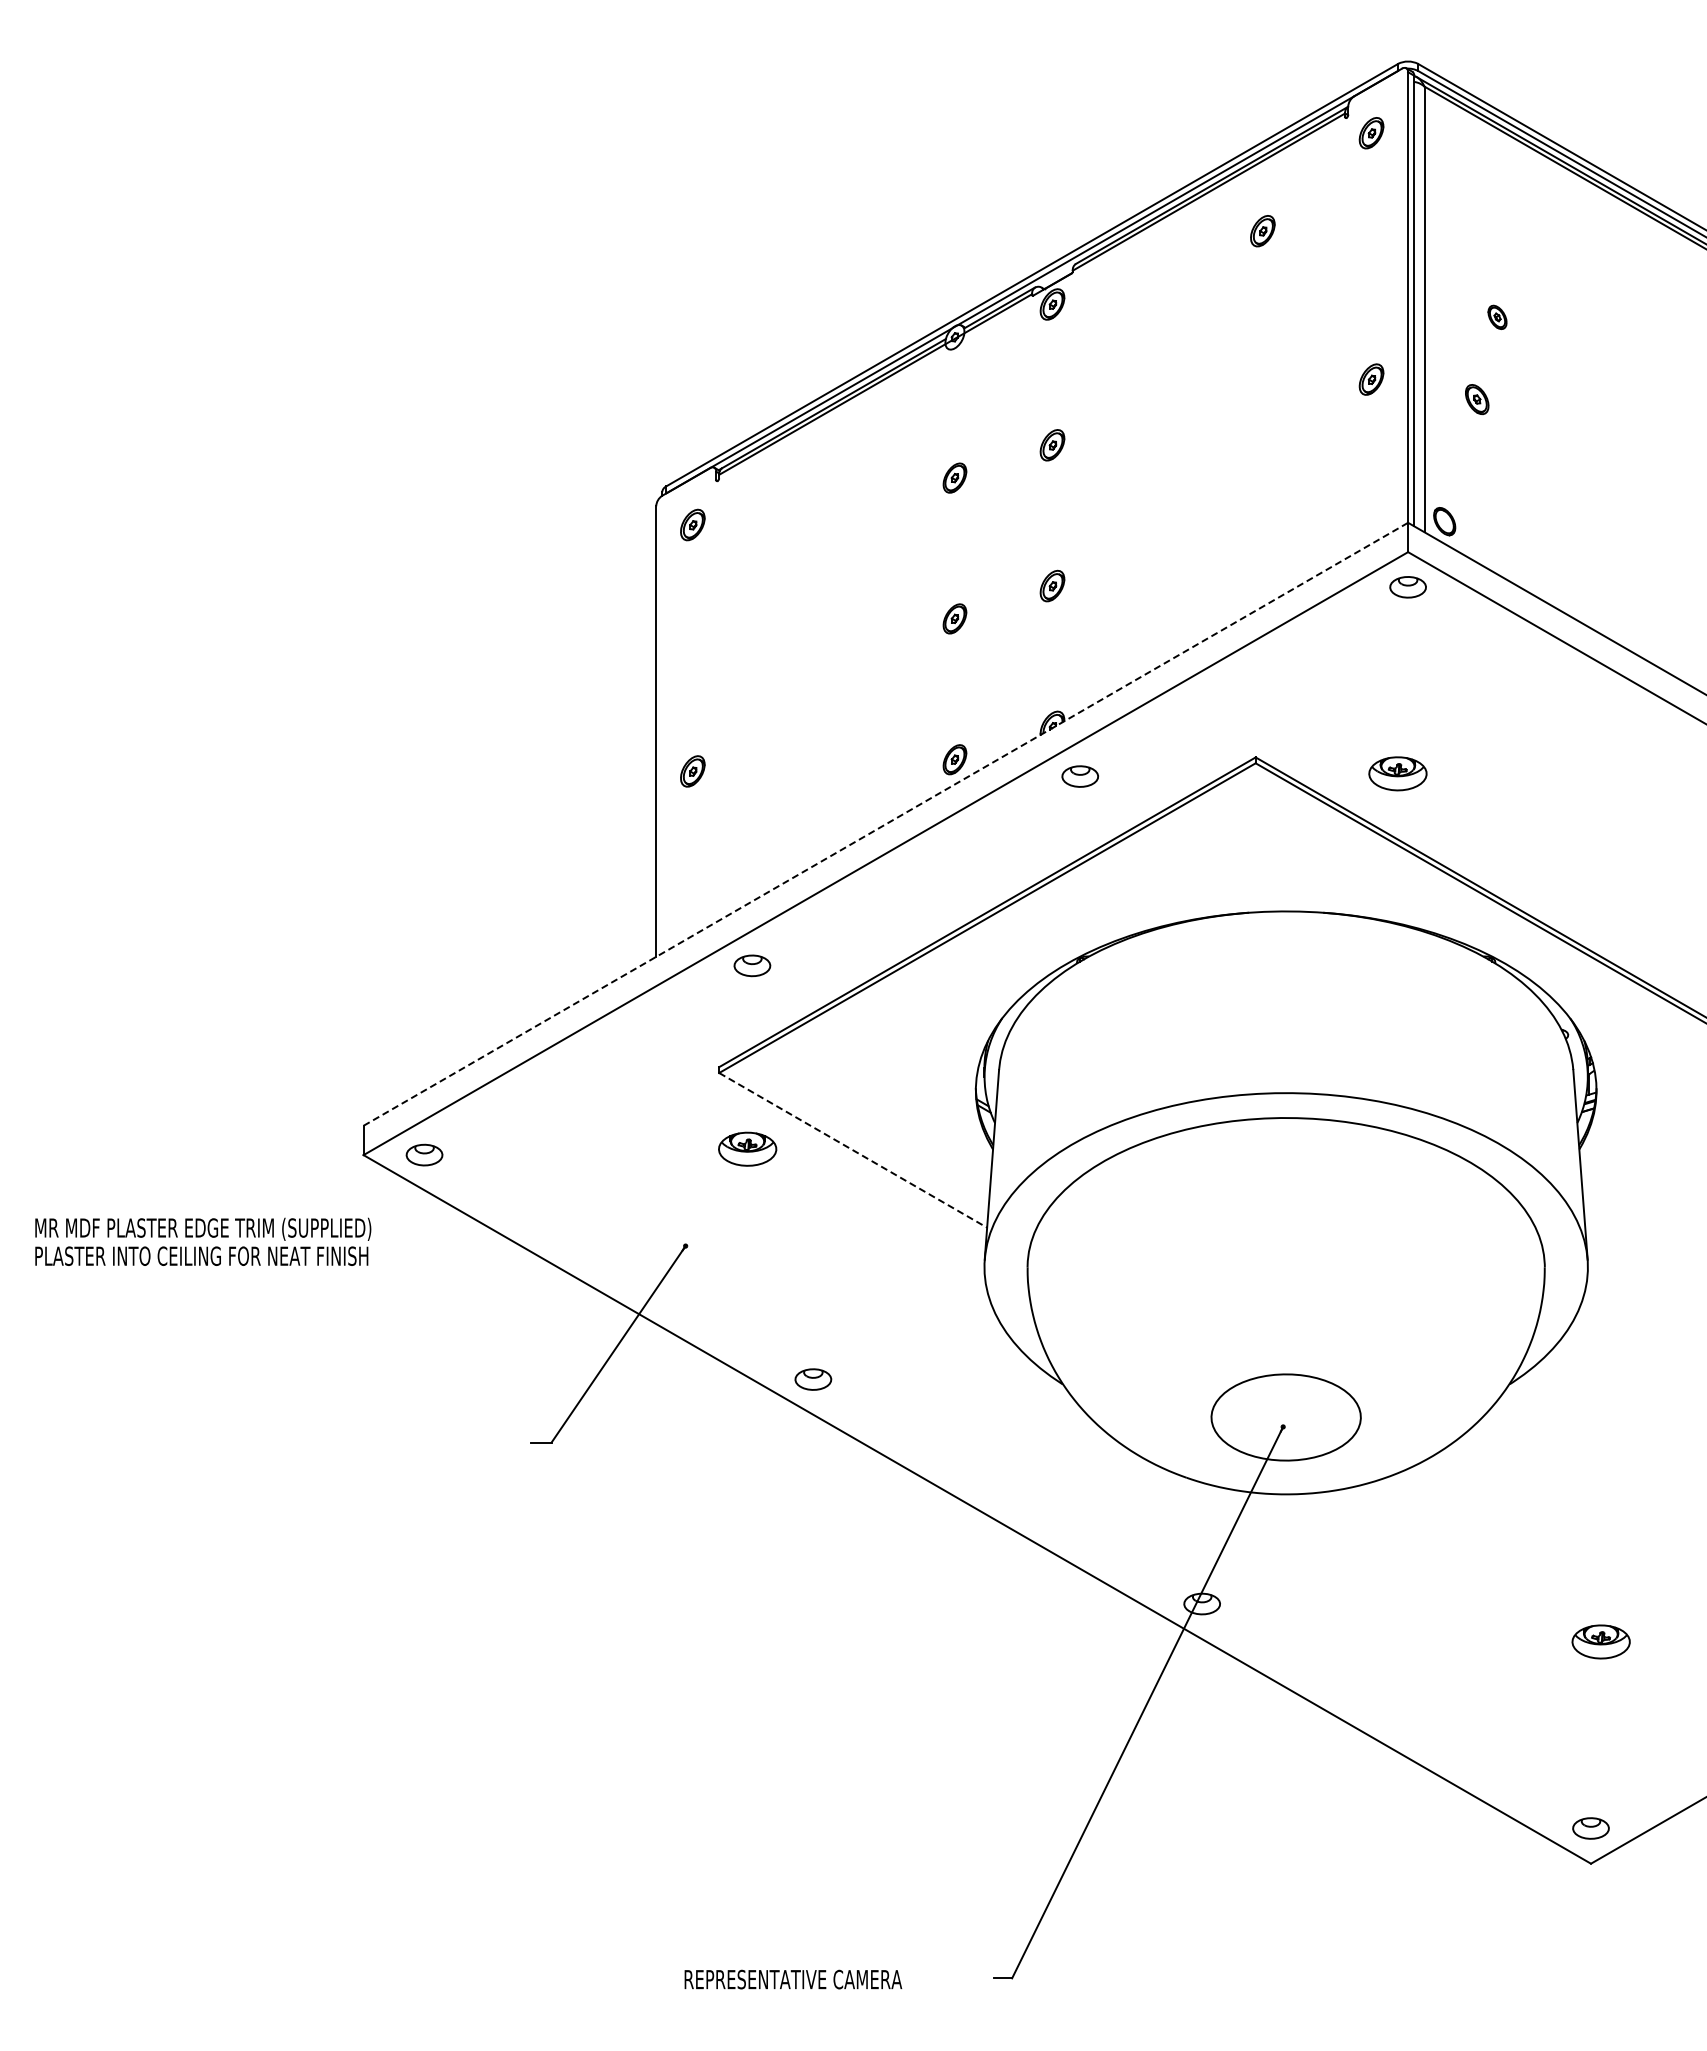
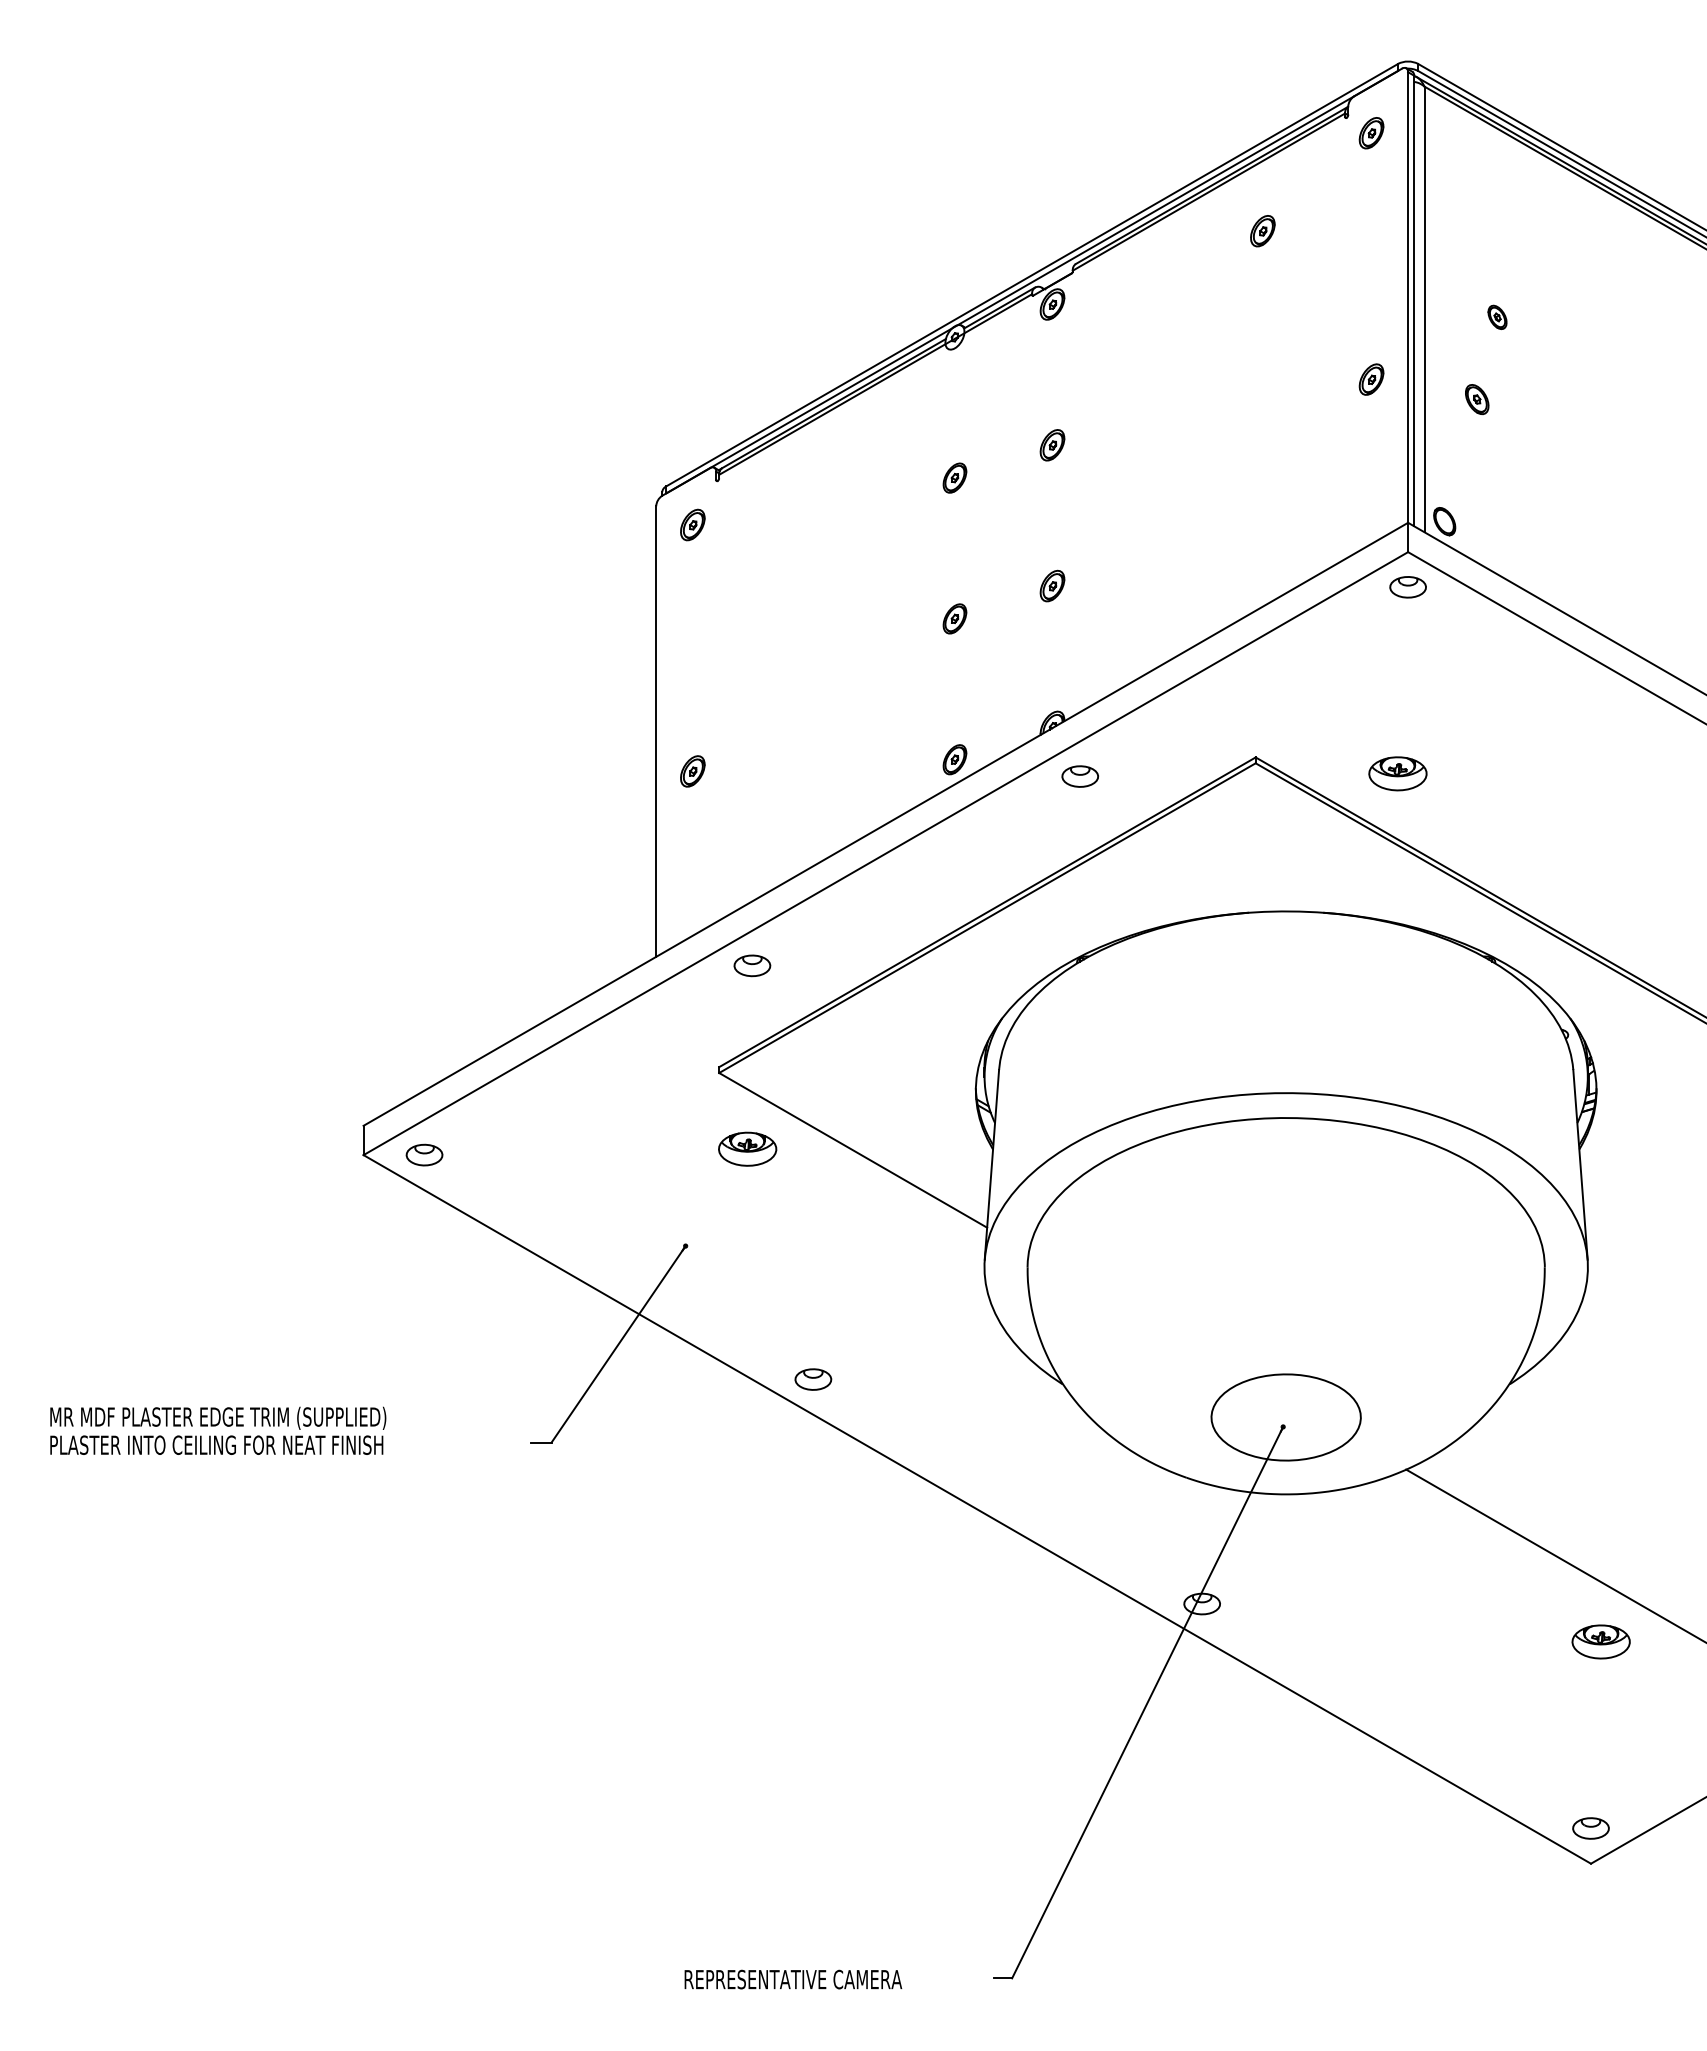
line: dashed -> solid (886, 824)
line: dashed -> solid (853, 1150)
text position: (203, 1241) -> (218, 1430) (218, 1430)
line: none -> present (1554, 1555)
